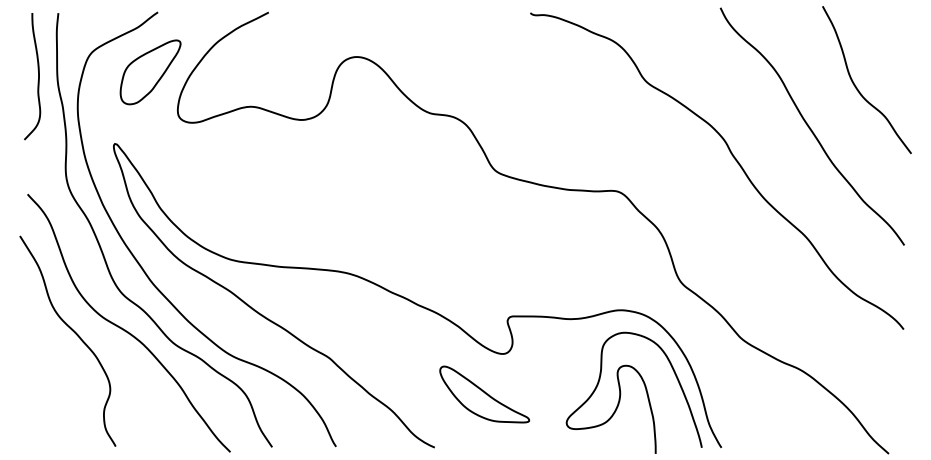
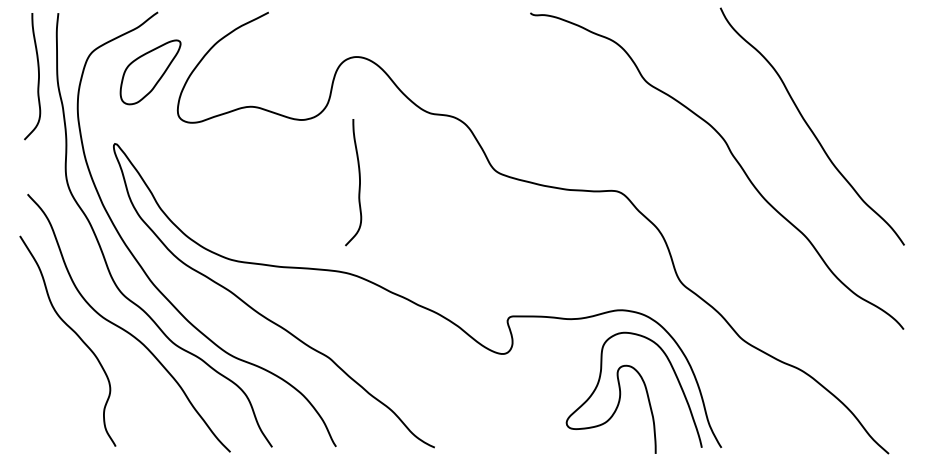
curve: present -> none (857, 87)
curve: none -> present (359, 182)
part: present -> none (484, 394)
